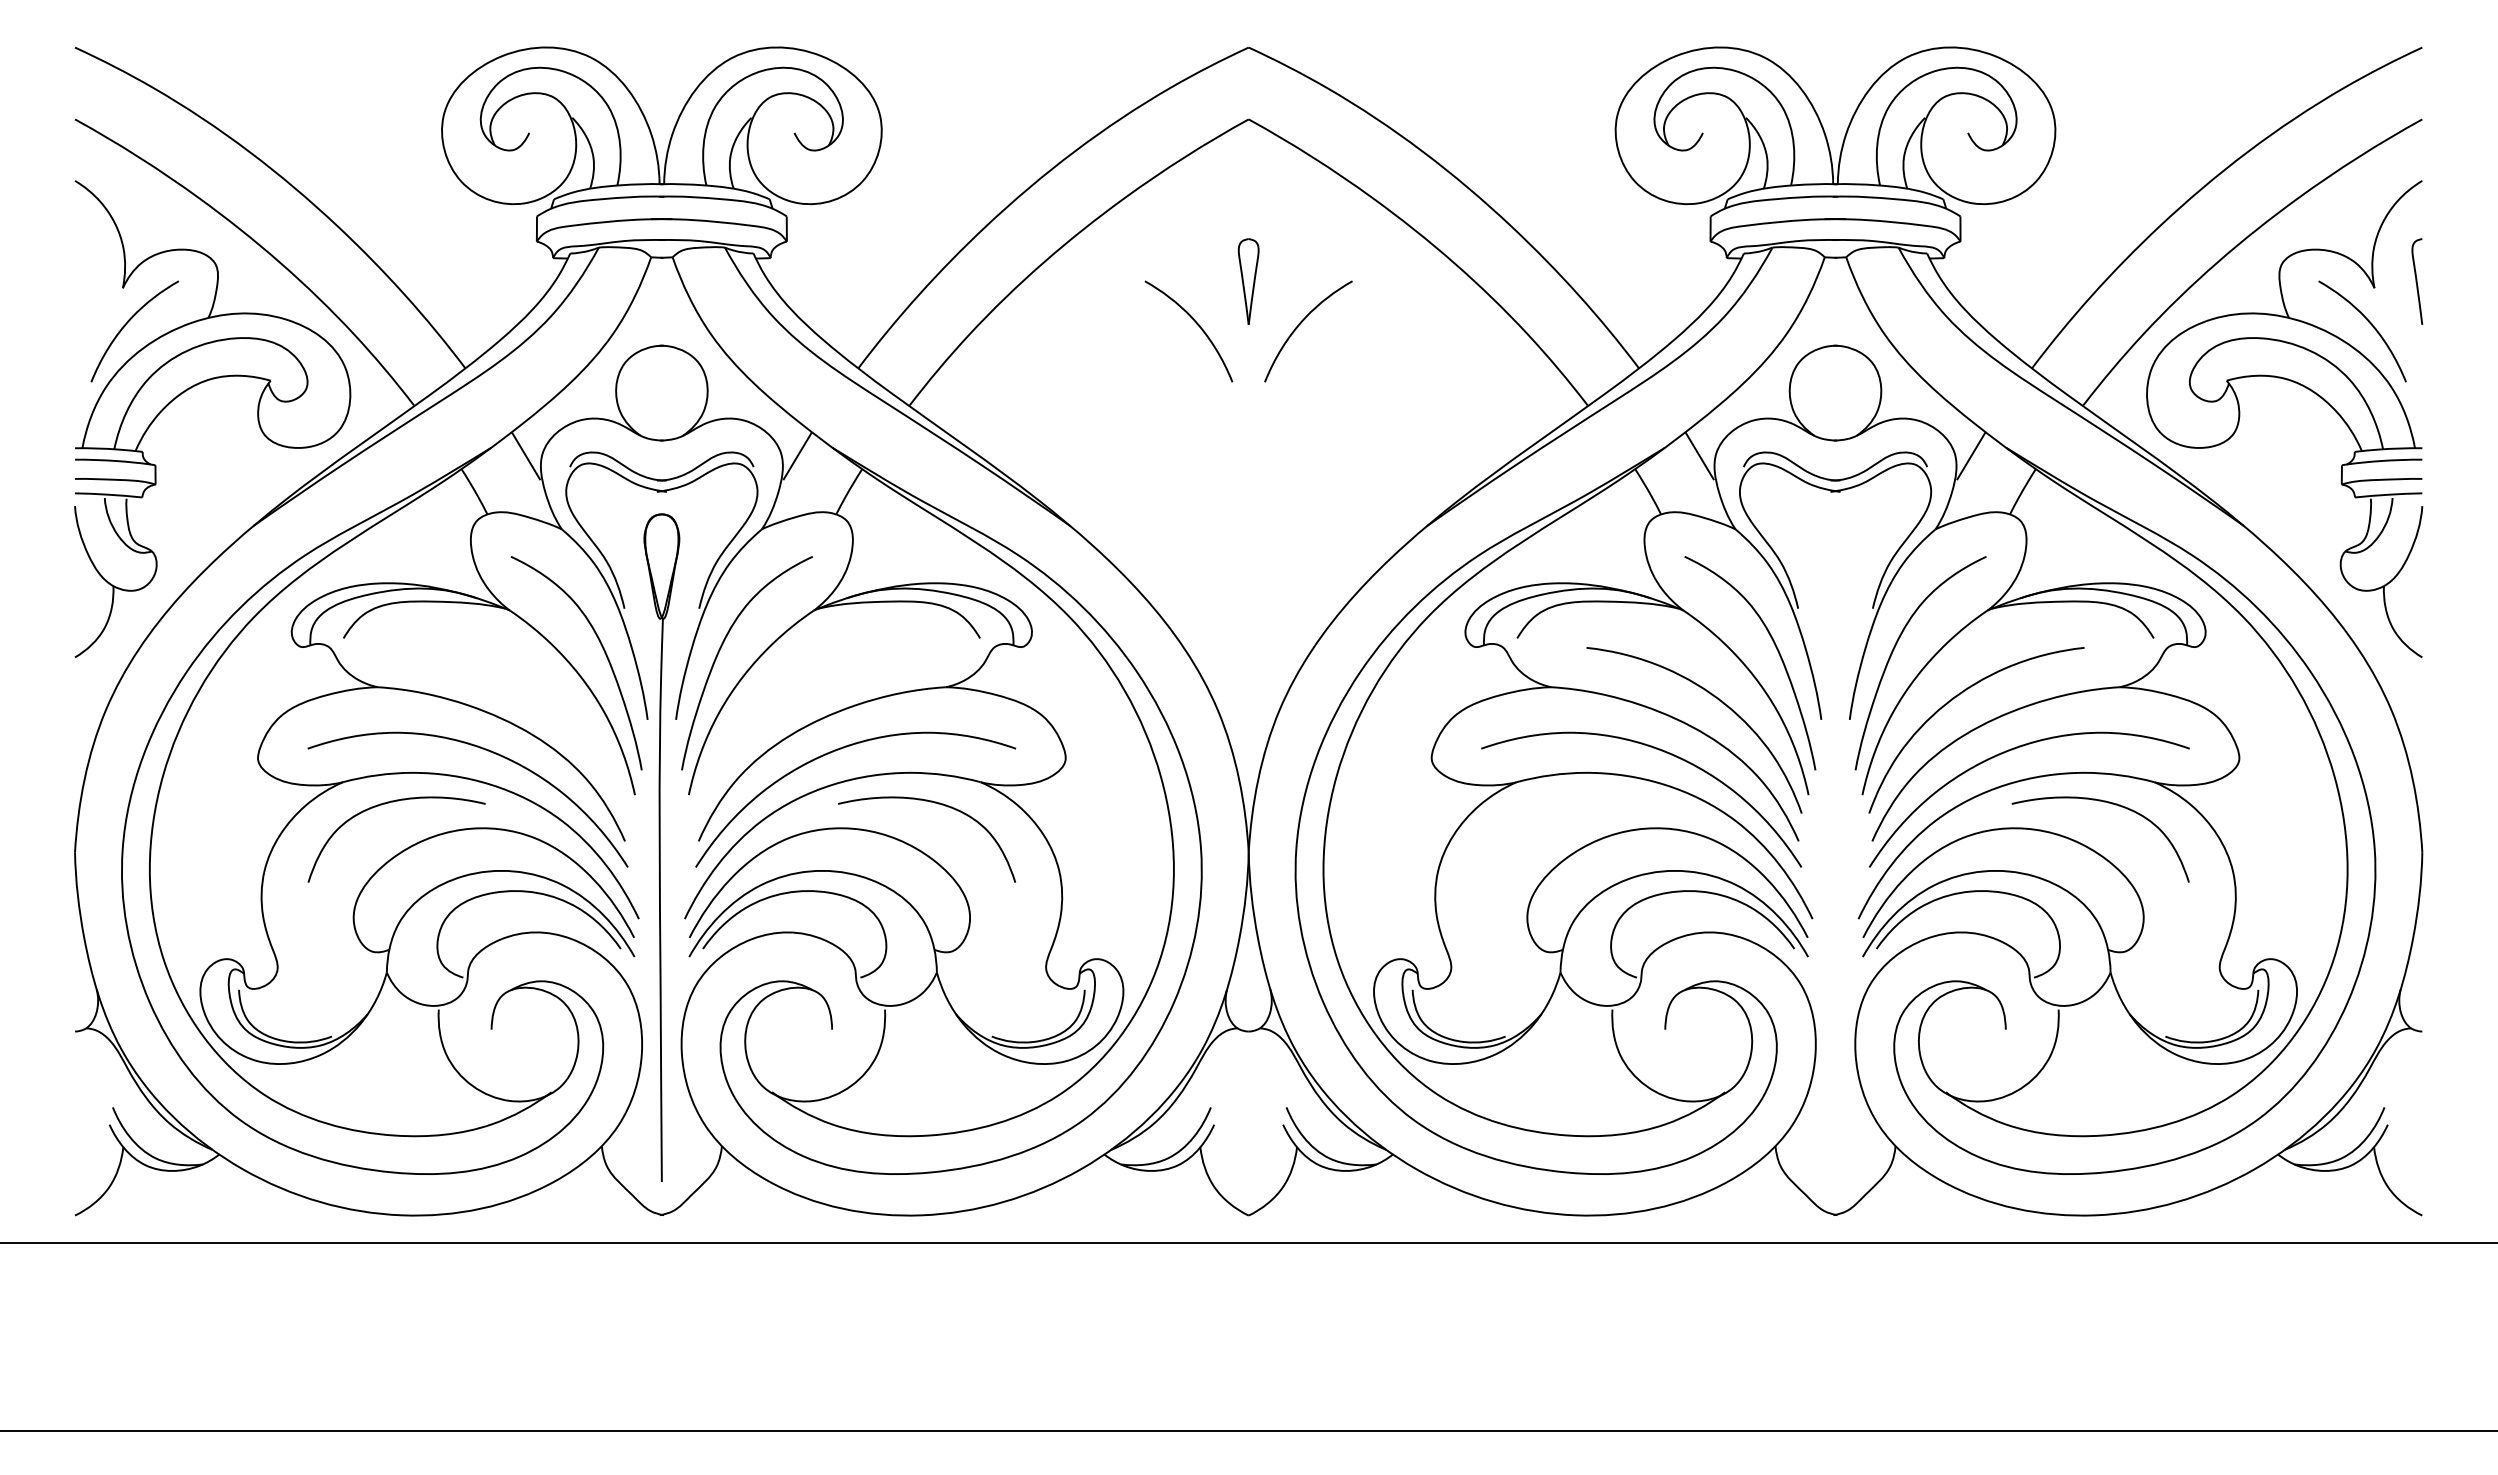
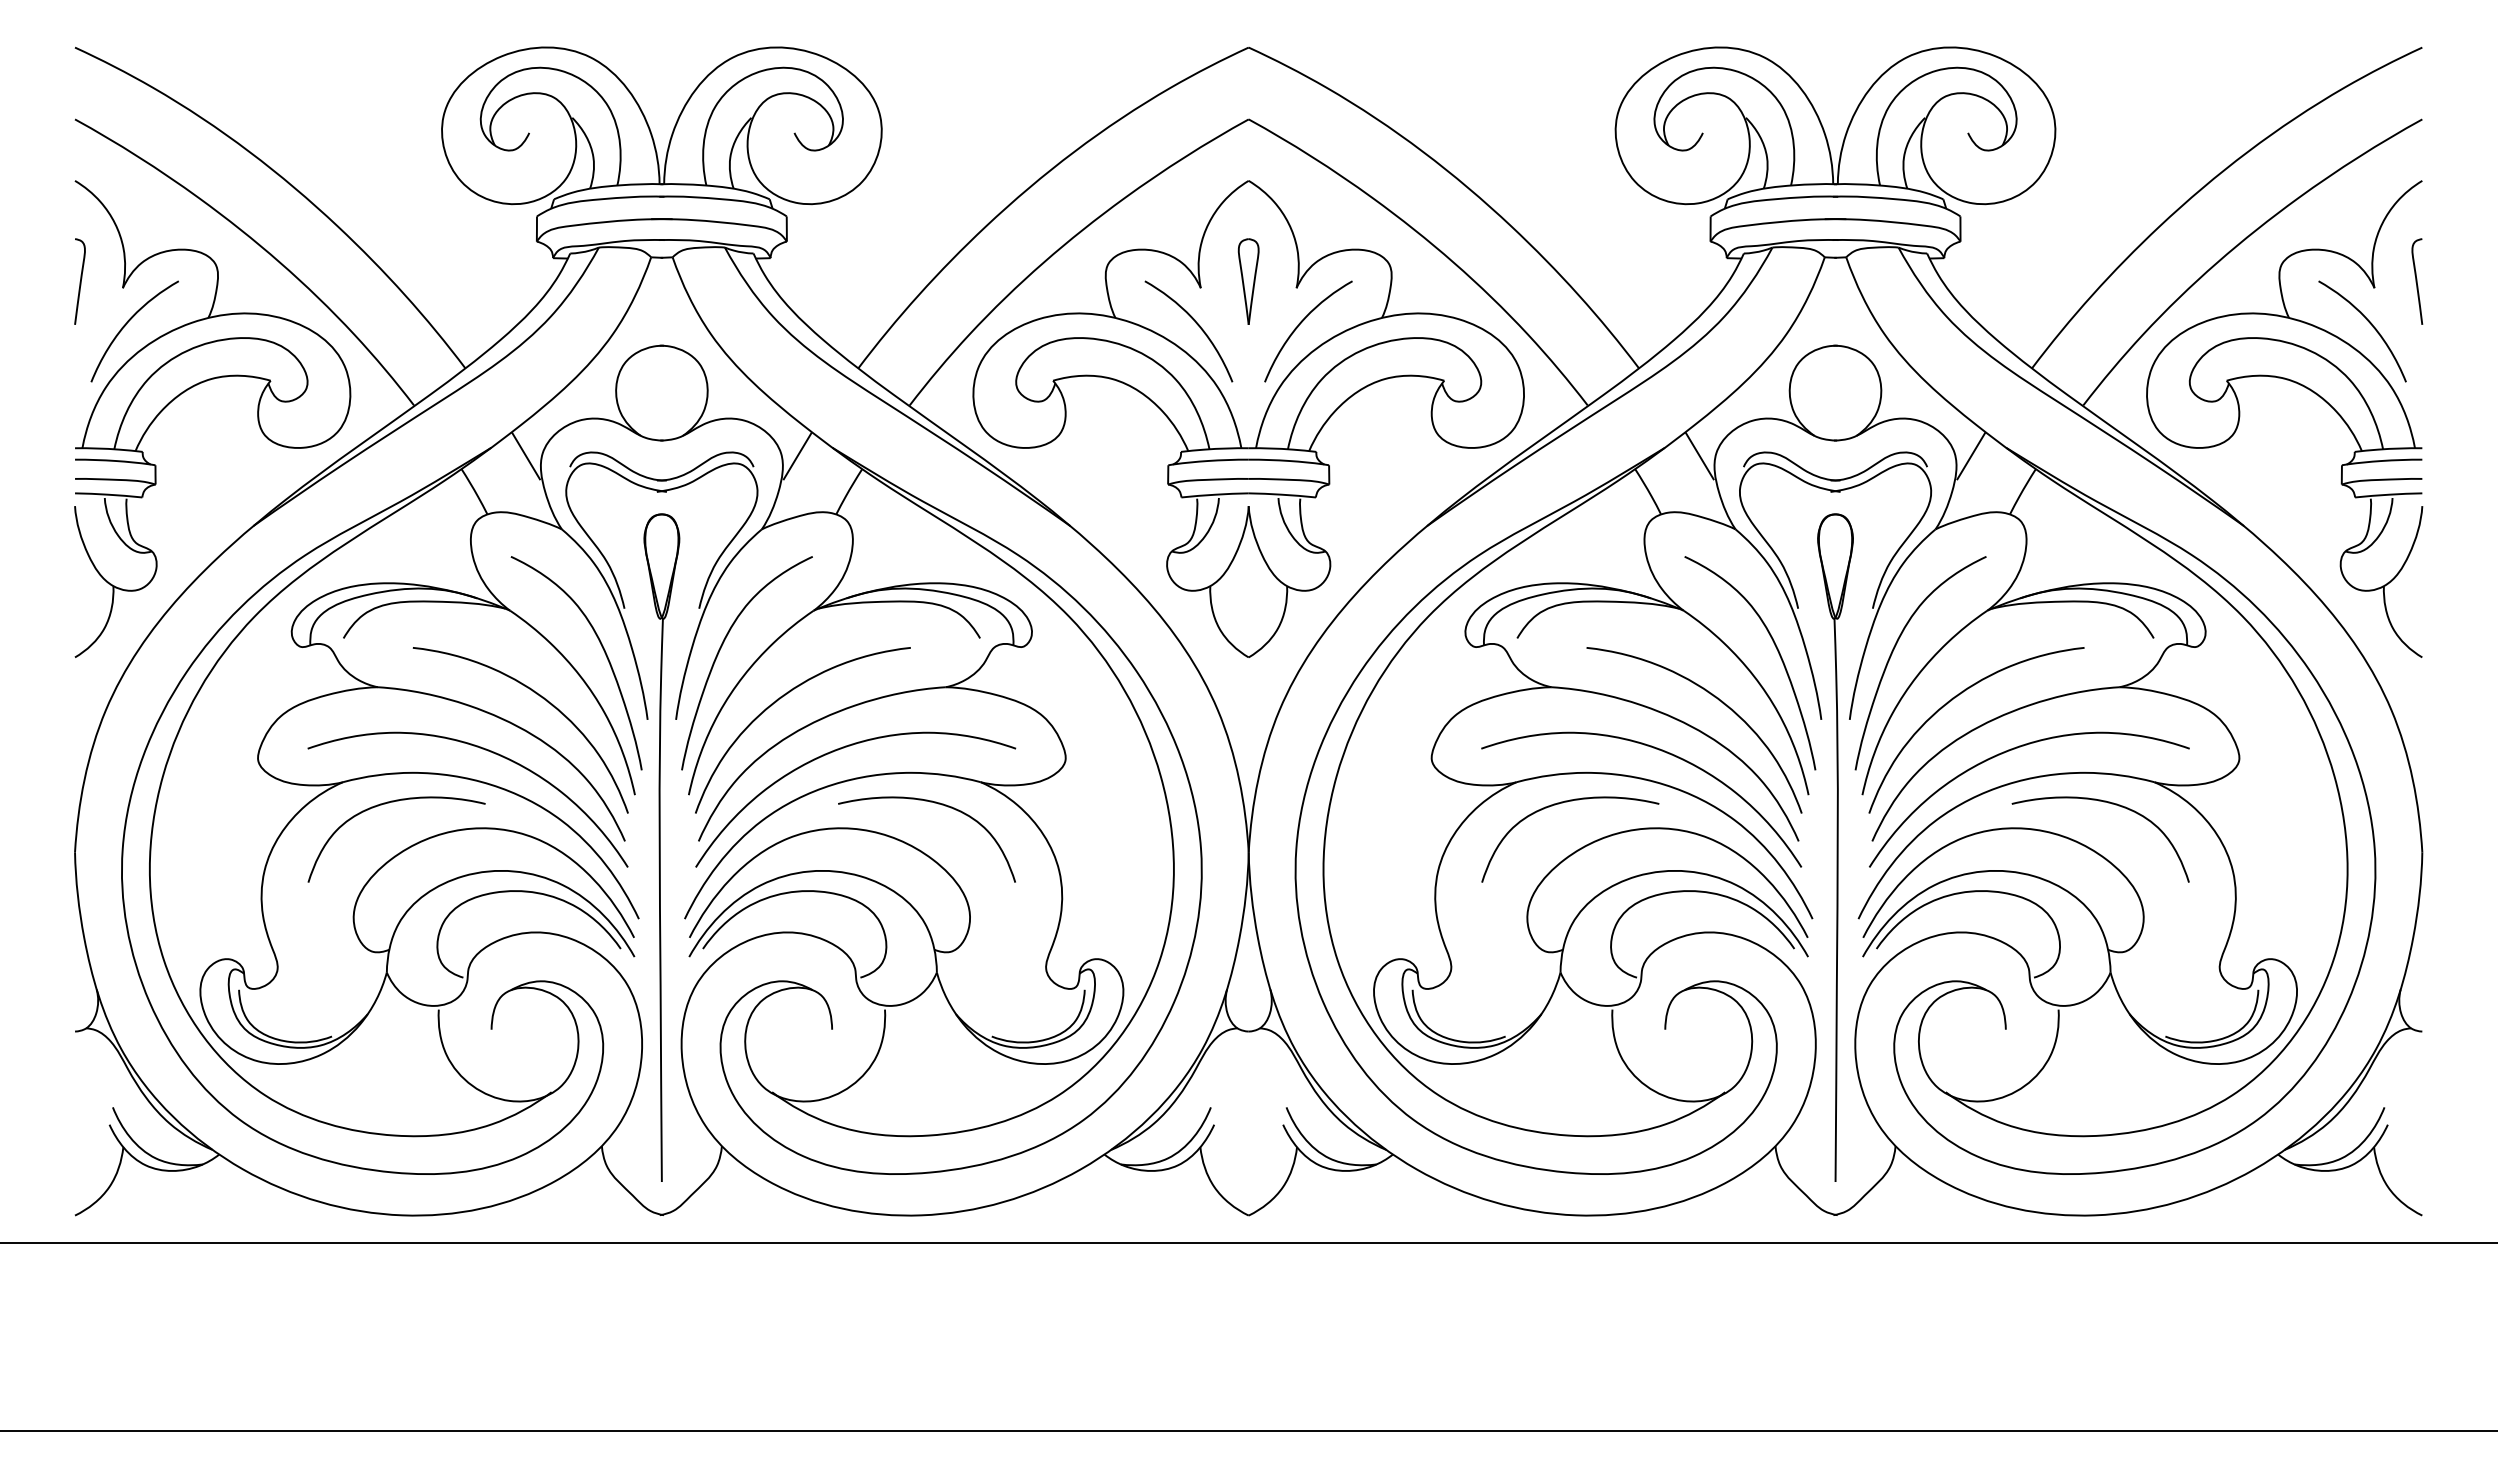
curve: none -> present (79, 281)
part: none -> present (1248, 418)
curve: none -> present (540, 697)
curve: none -> present (776, 702)
curve: none -> present (1559, 804)
part: none -> present (1835, 847)
